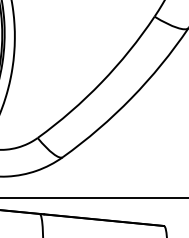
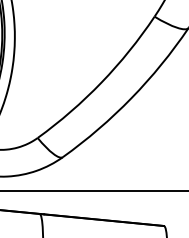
line position: (93, 197) -> (93, 190) (93, 190)
